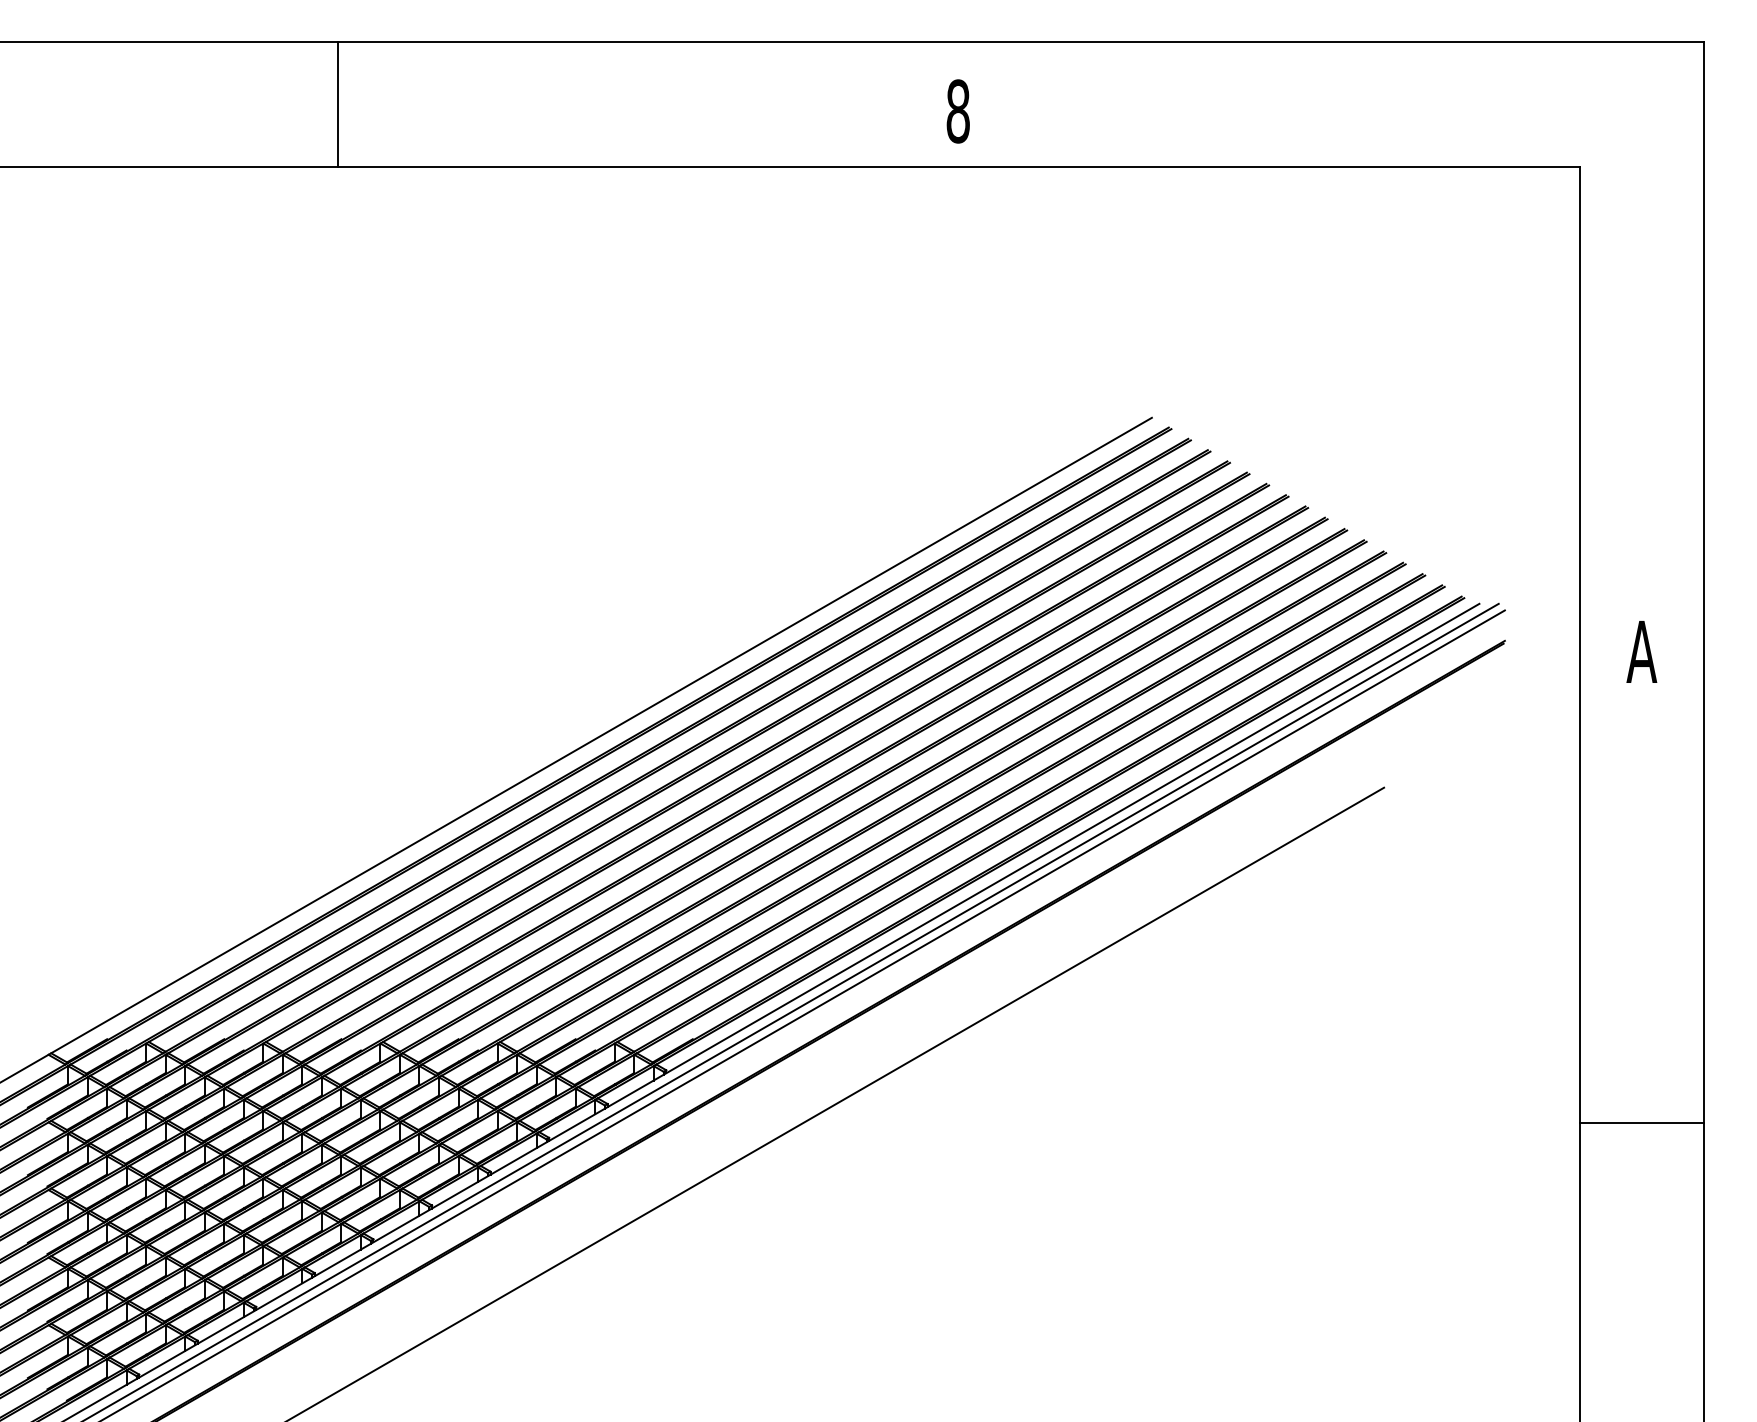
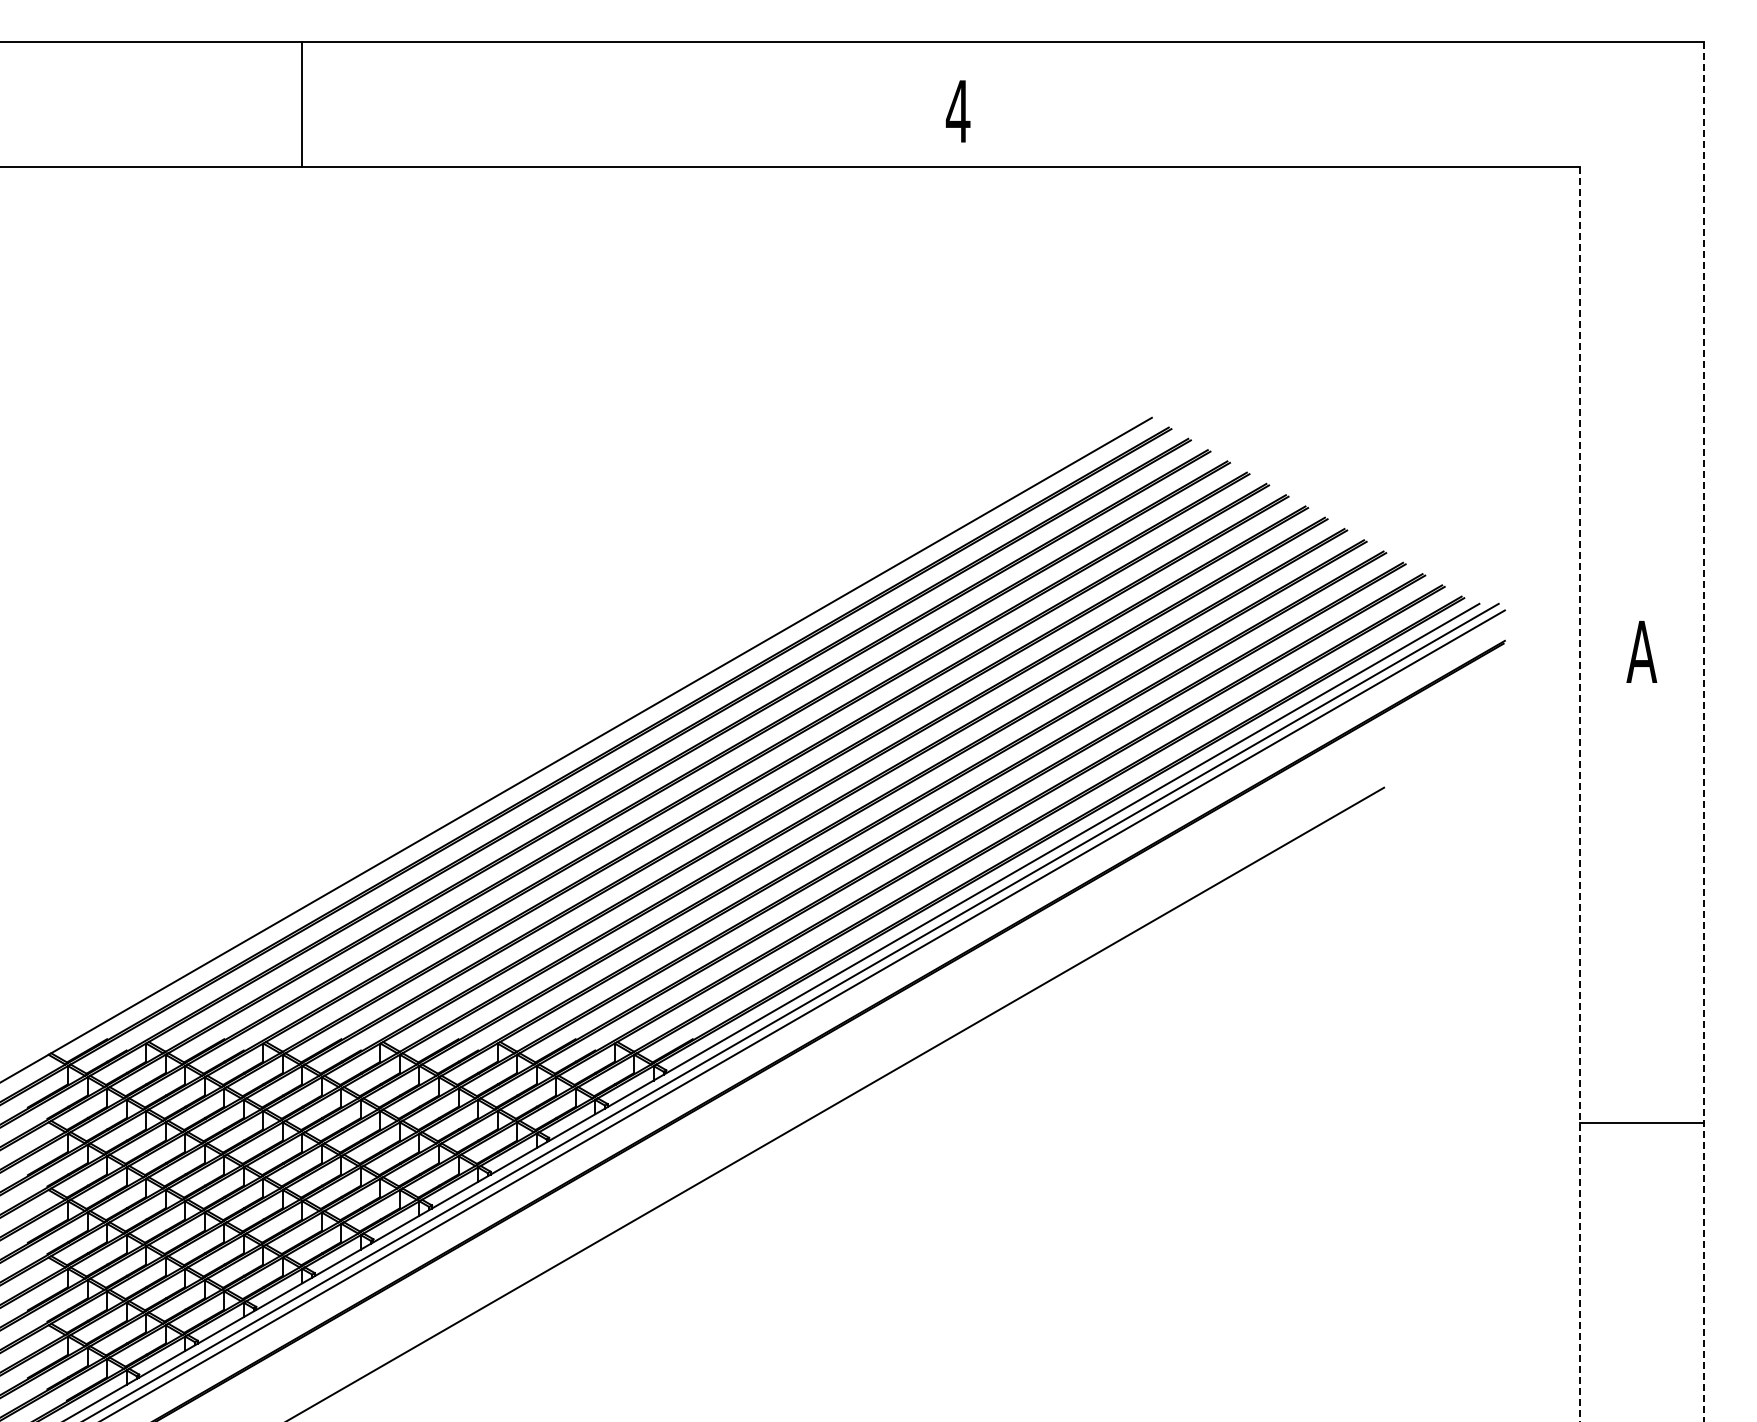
line position: (337, 104) -> (301, 104) (301, 104)
text: 8 -> 4 (957, 111)
line: solid -> dashed (1704, 731)
line: solid -> dashed (1580, 794)
